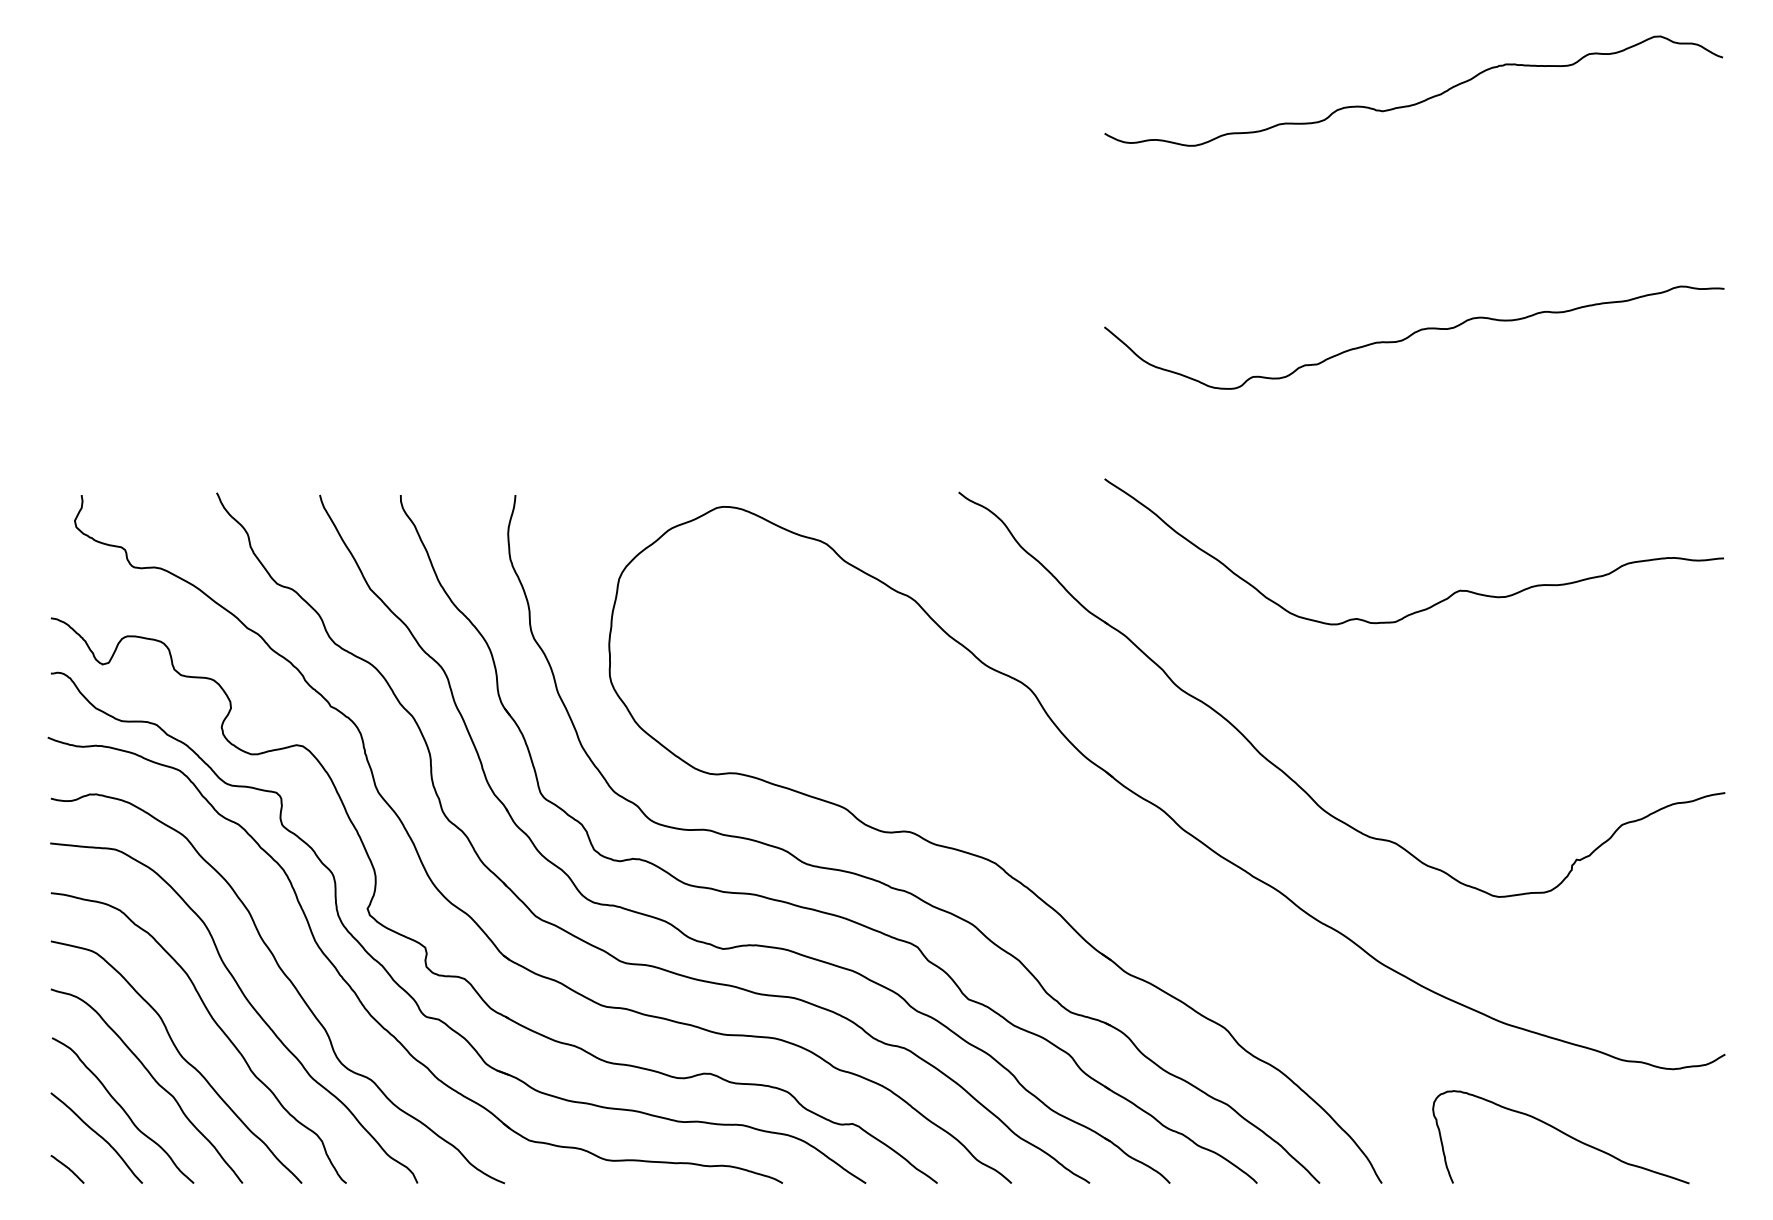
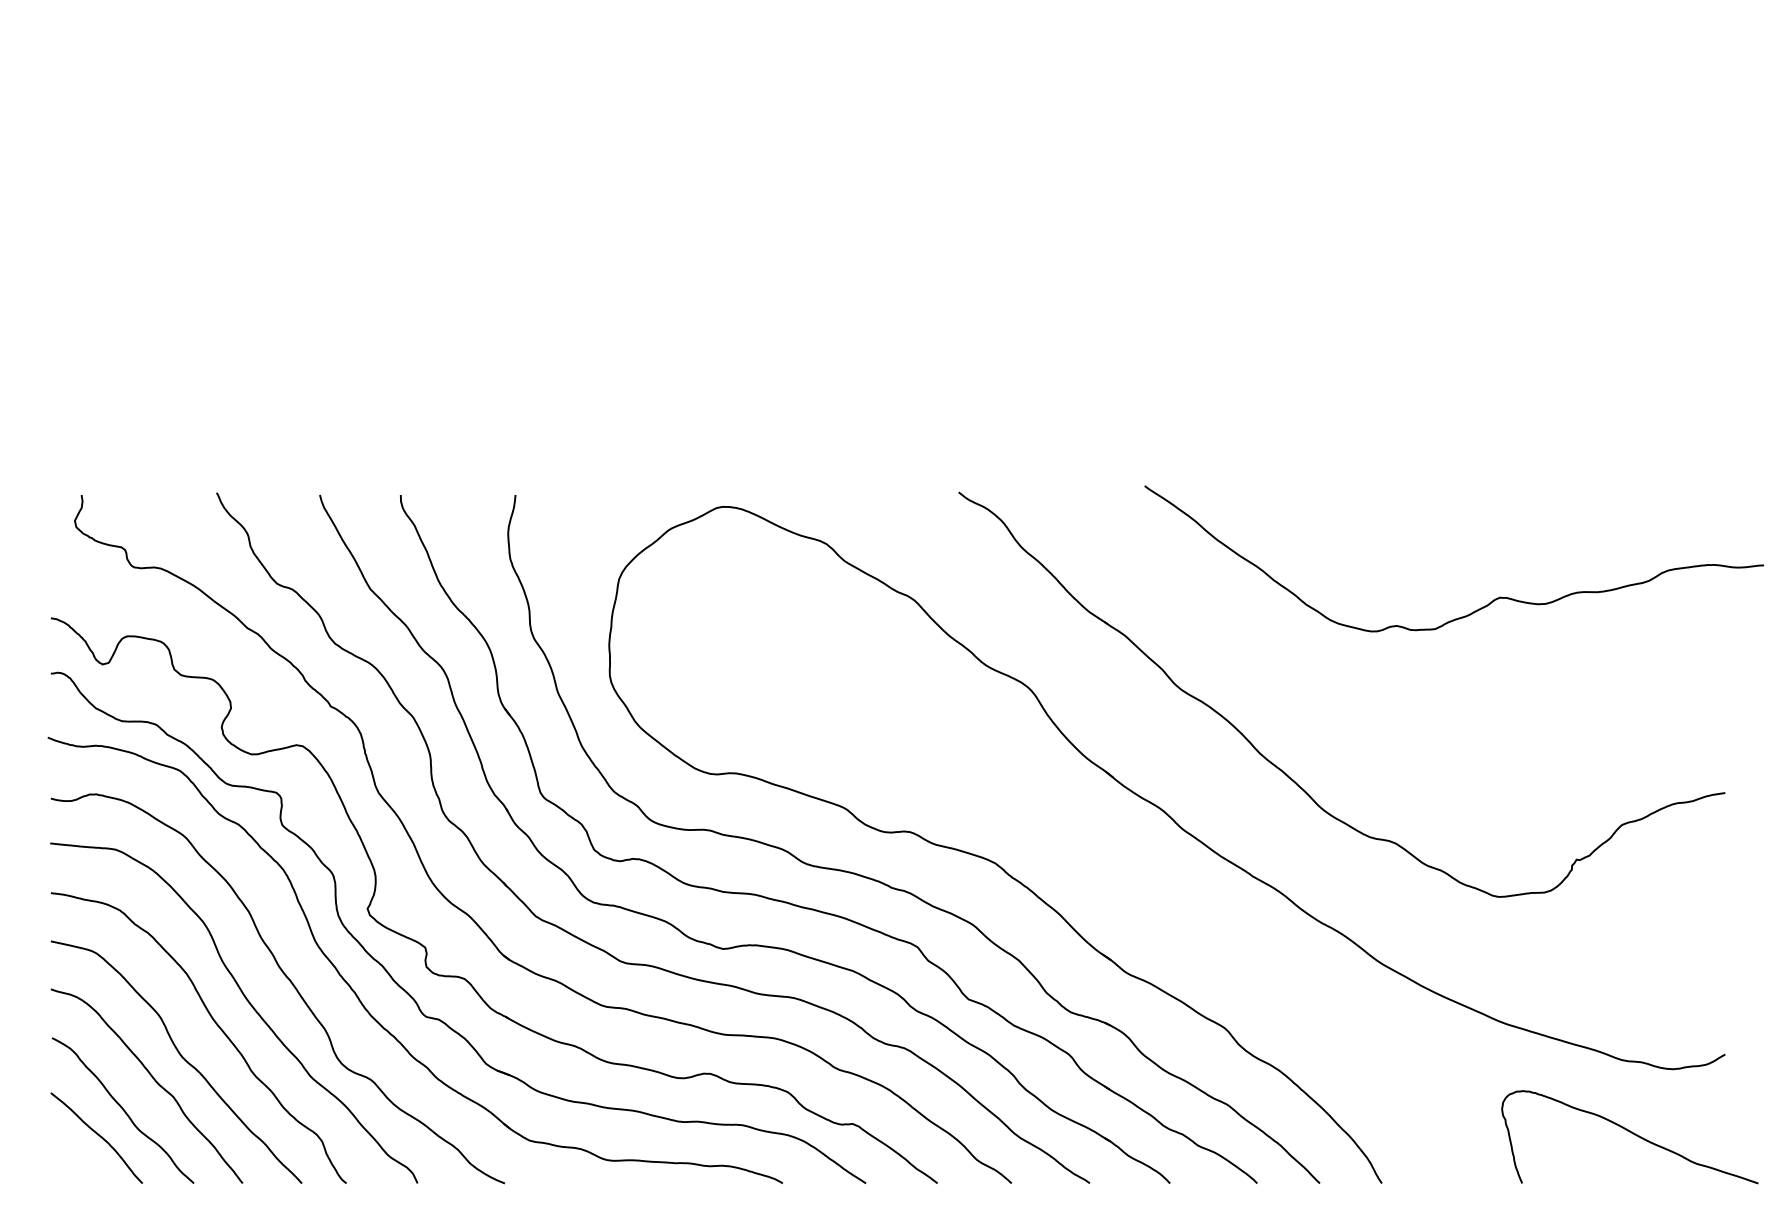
curve: present -> none (1419, 101)
curve: present -> none (1412, 335)
curve position: (1440, 600) -> (1480, 607) (1480, 607)
curve position: (1562, 1133) -> (1631, 1133) (1631, 1133)
curve: present -> none (67, 1168)
